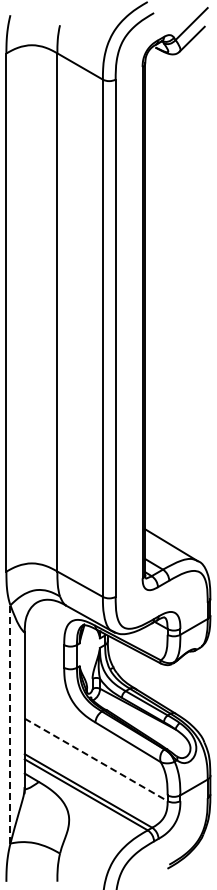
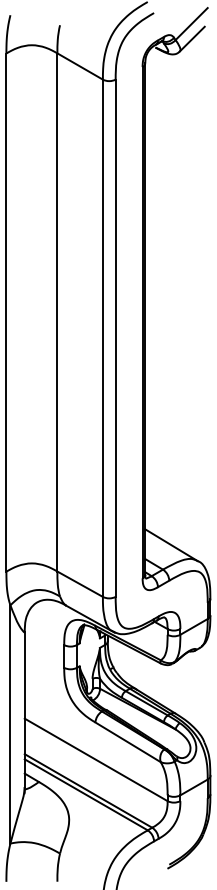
line: dashed -> solid (10, 723)
line: dashed -> solid (96, 760)
